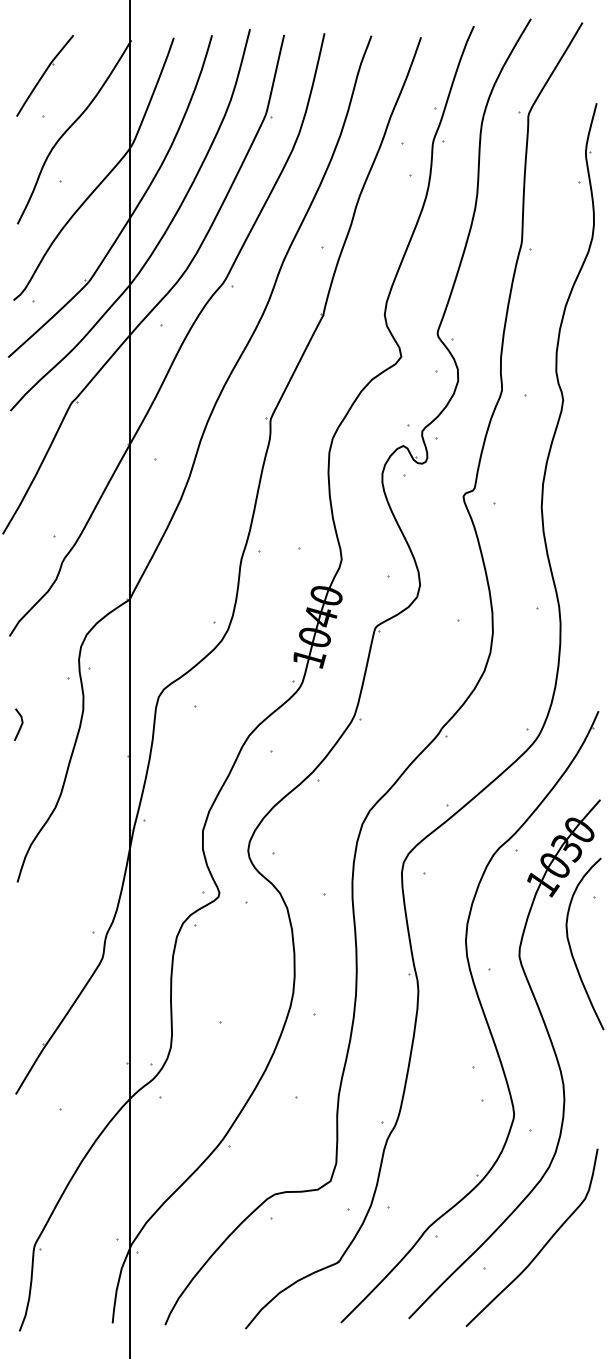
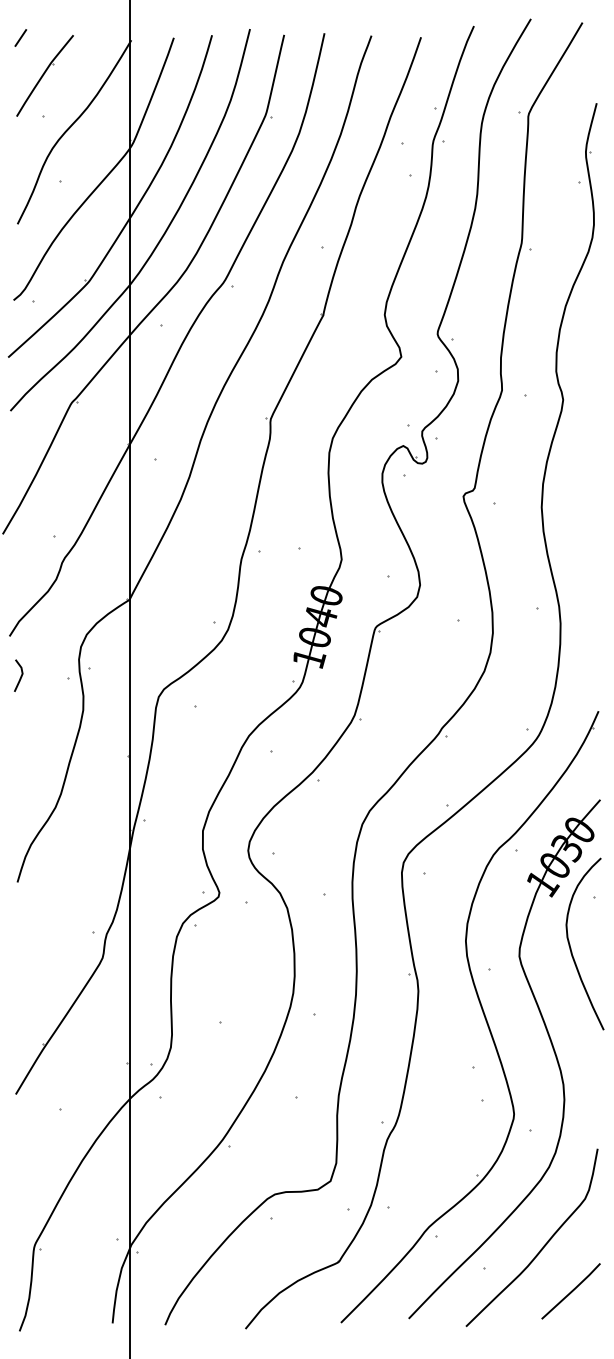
line: none -> present (20, 37)
line position: (20, 724) -> (20, 675) (20, 675)
line: none -> present (570, 1291)
